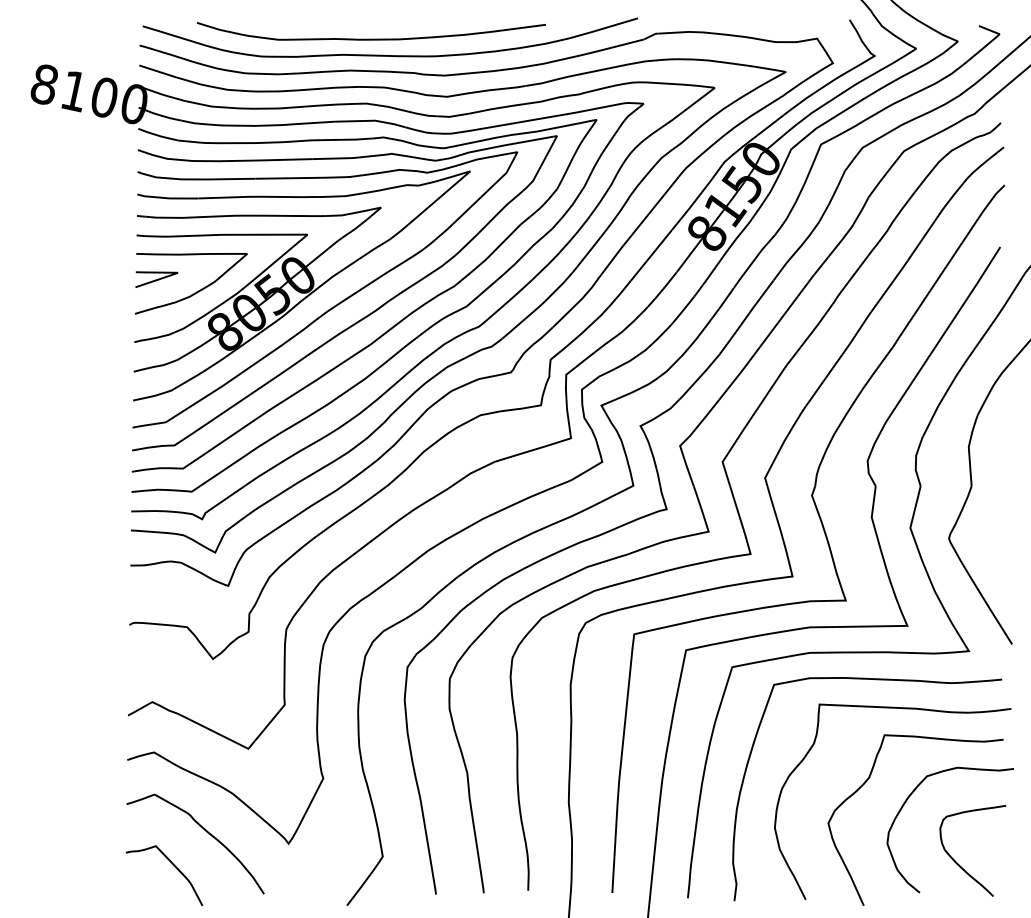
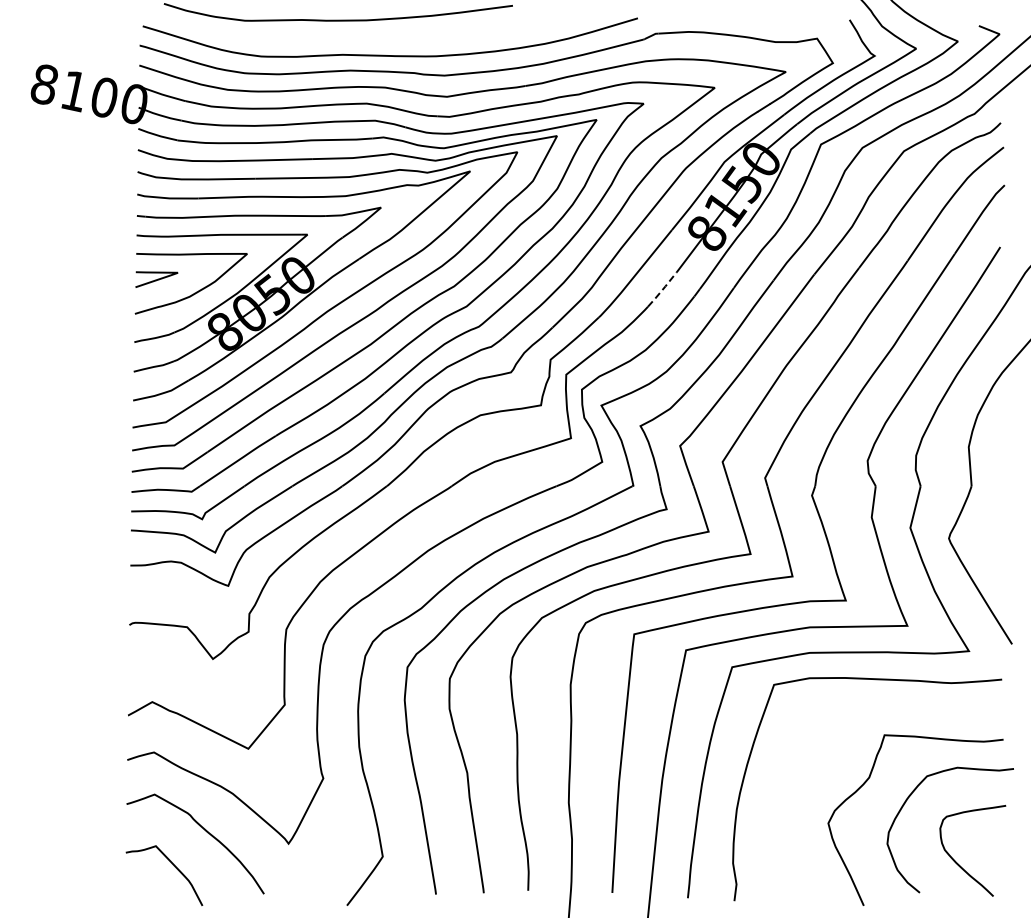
curve position: (370, 38) -> (337, 19) (337, 19)
line: solid -> dashed (662, 289)
curve: present -> none (903, 709)
